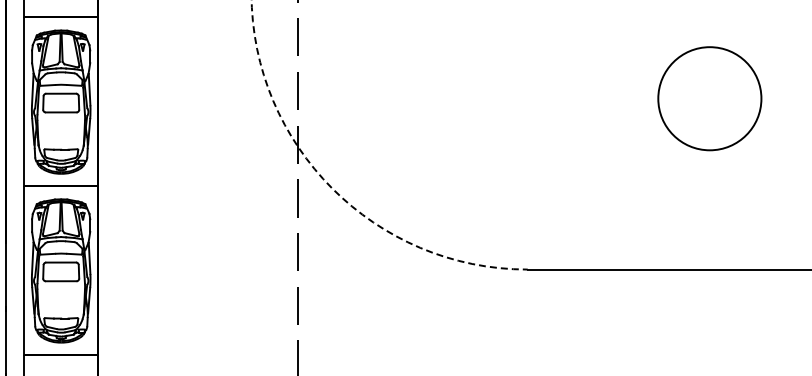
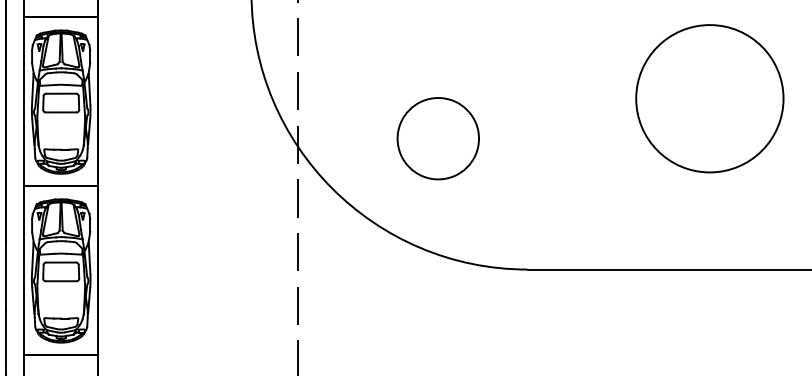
circle diameter: 103 px -> 147 px (709, 98)
circle: none -> present (437, 138)
arc: dashed -> solid (335, 191)
